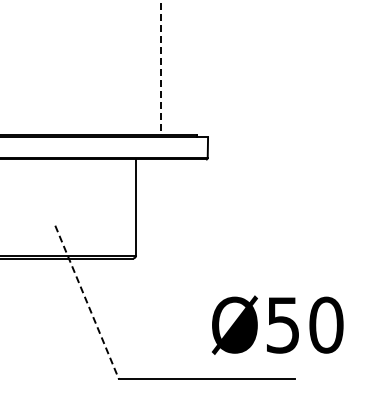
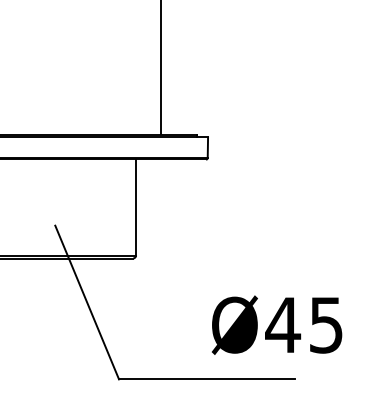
line: dashed -> solid (160, 67)
line: dashed -> solid (87, 303)
text: Ø50 -> Ø45 (304, 324)
